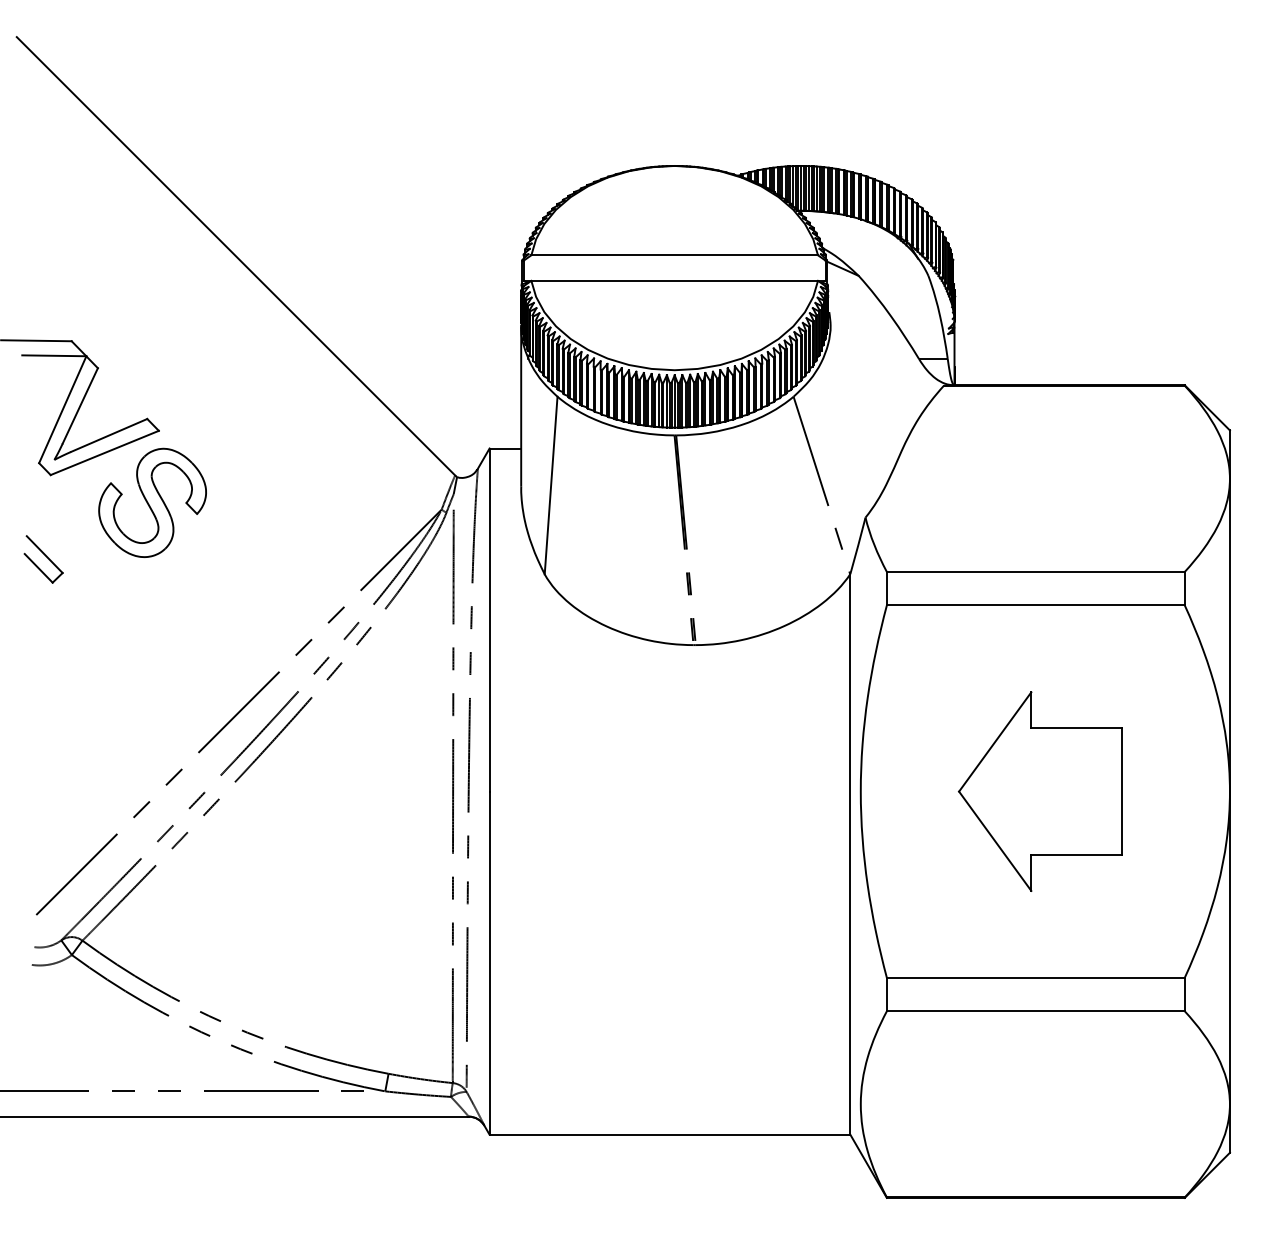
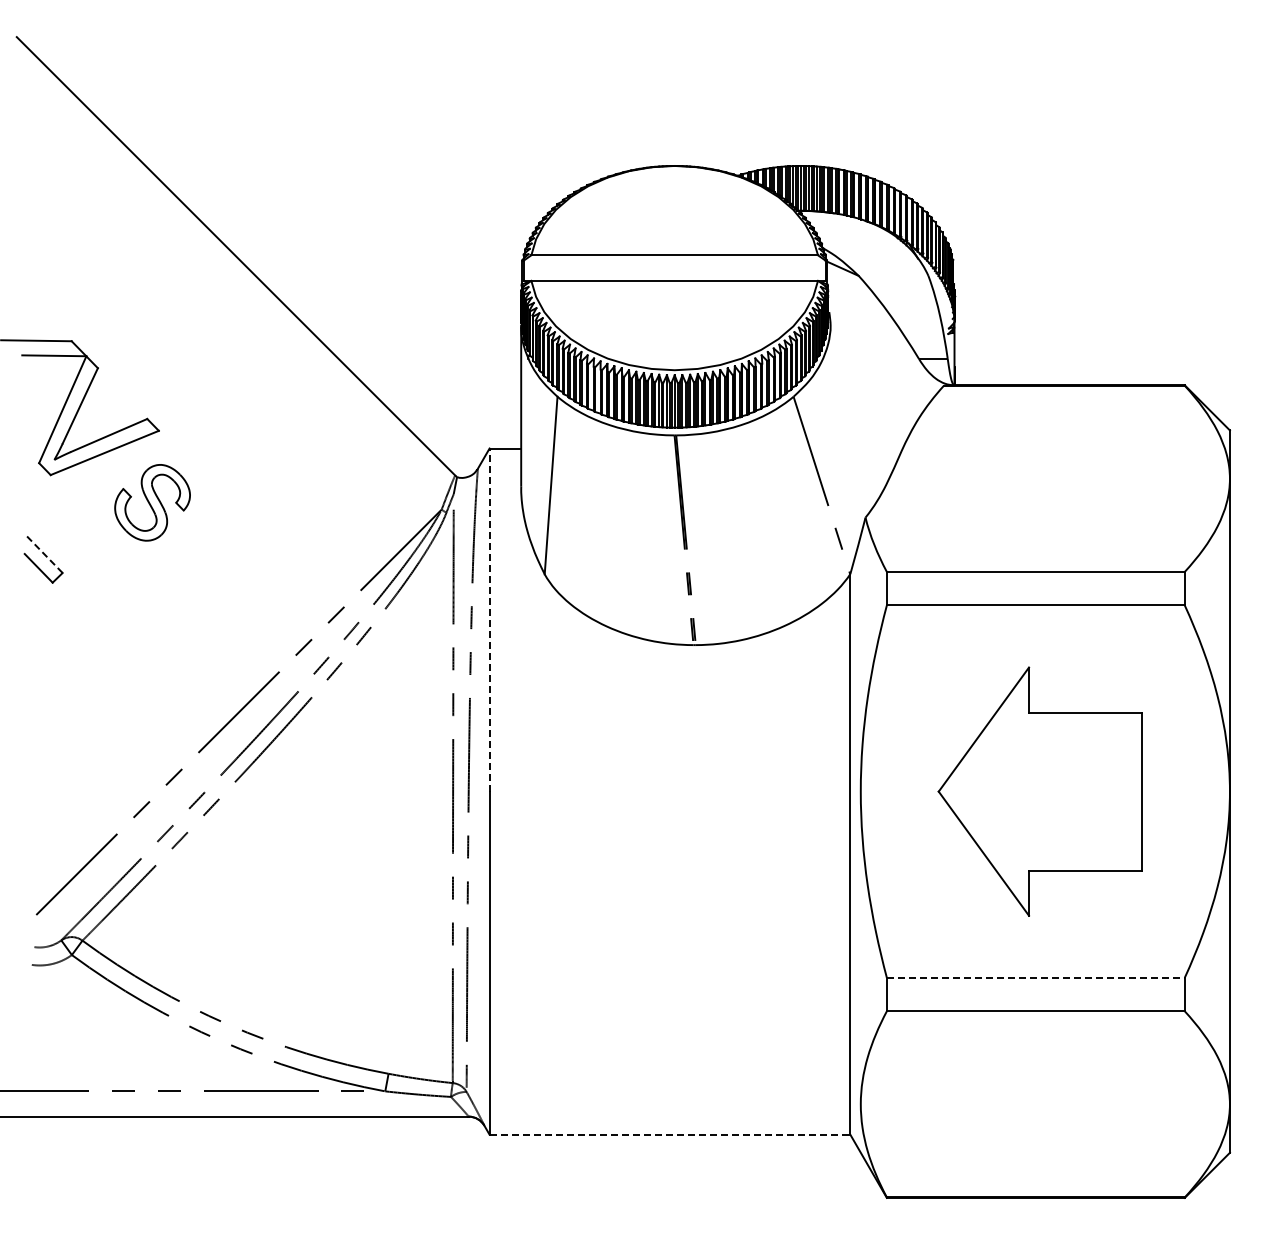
part size: 109x111 px -> 77x78 px (152, 502)
line: solid -> dashed (44, 554)
line: solid -> dashed (489, 620)
part size: 165x201 px -> 206x251 px (1039, 791)
line: solid -> dashed (1035, 977)
line: solid -> dashed (670, 1134)
